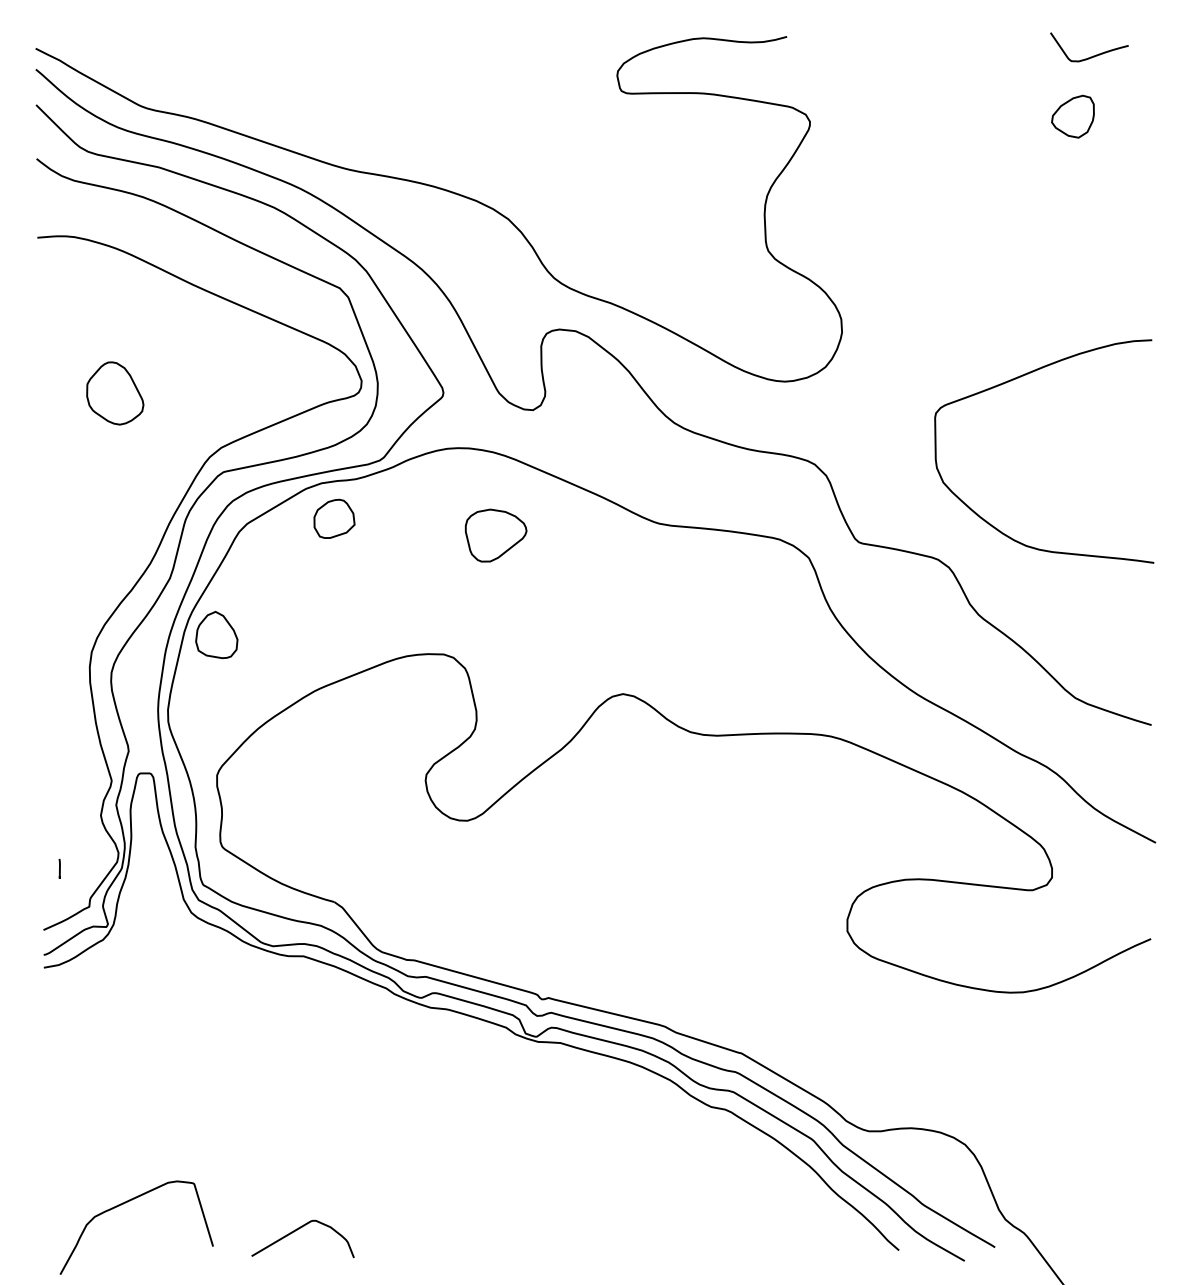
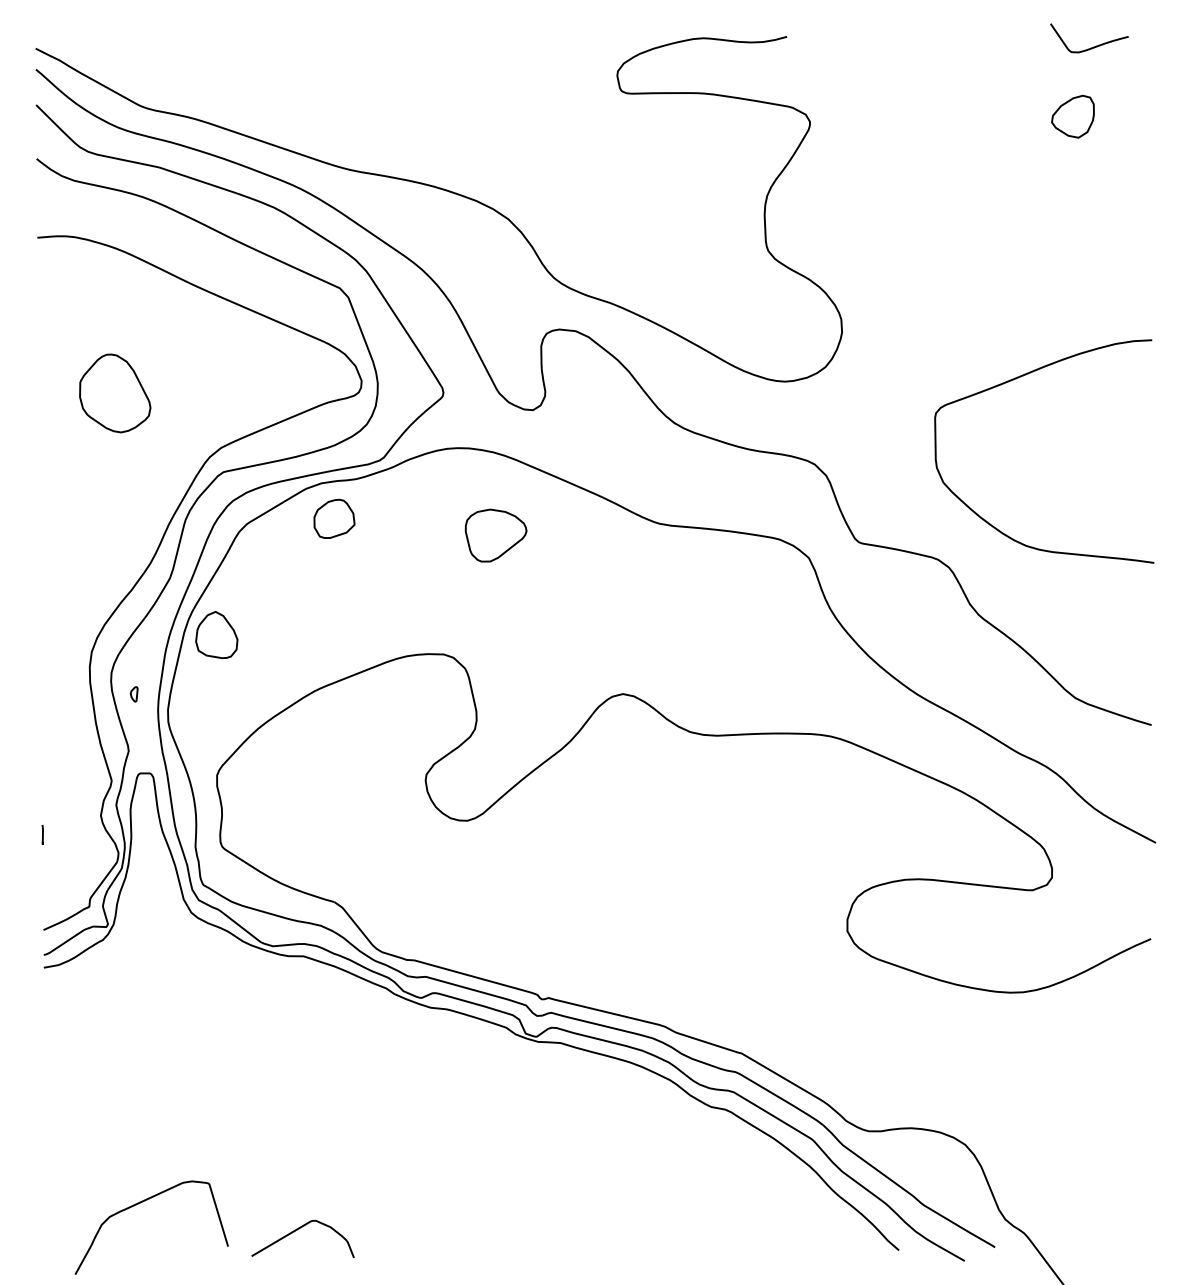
curve position: (1093, 55) -> (1093, 46) (1093, 46)
part size: 59x65 px -> 73x81 px (115, 393)
part: none -> present (133, 694)
line position: (59, 868) -> (42, 834) (42, 834)
curve position: (125, 1203) -> (140, 1203) (140, 1203)
